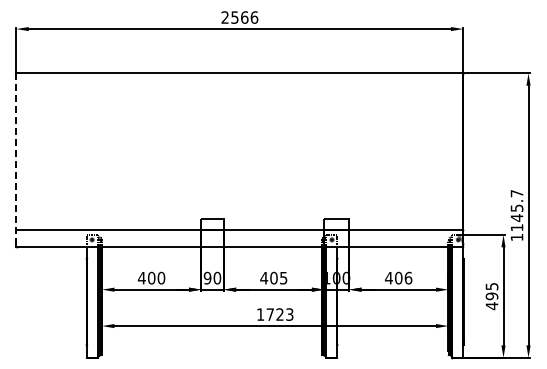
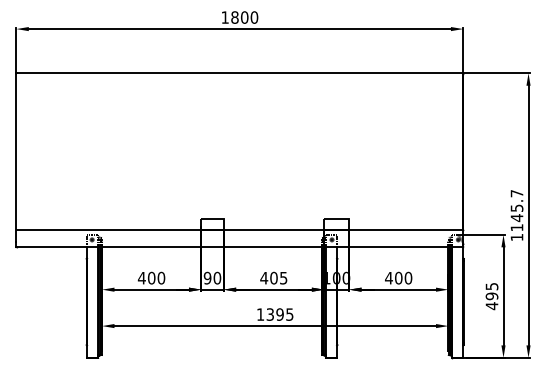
text: 2566 -> 1800 (239, 17)
line: dashed -> solid (16, 158)
text: 406 -> 400 (408, 277)
text: 1723 -> 1395 (279, 314)
